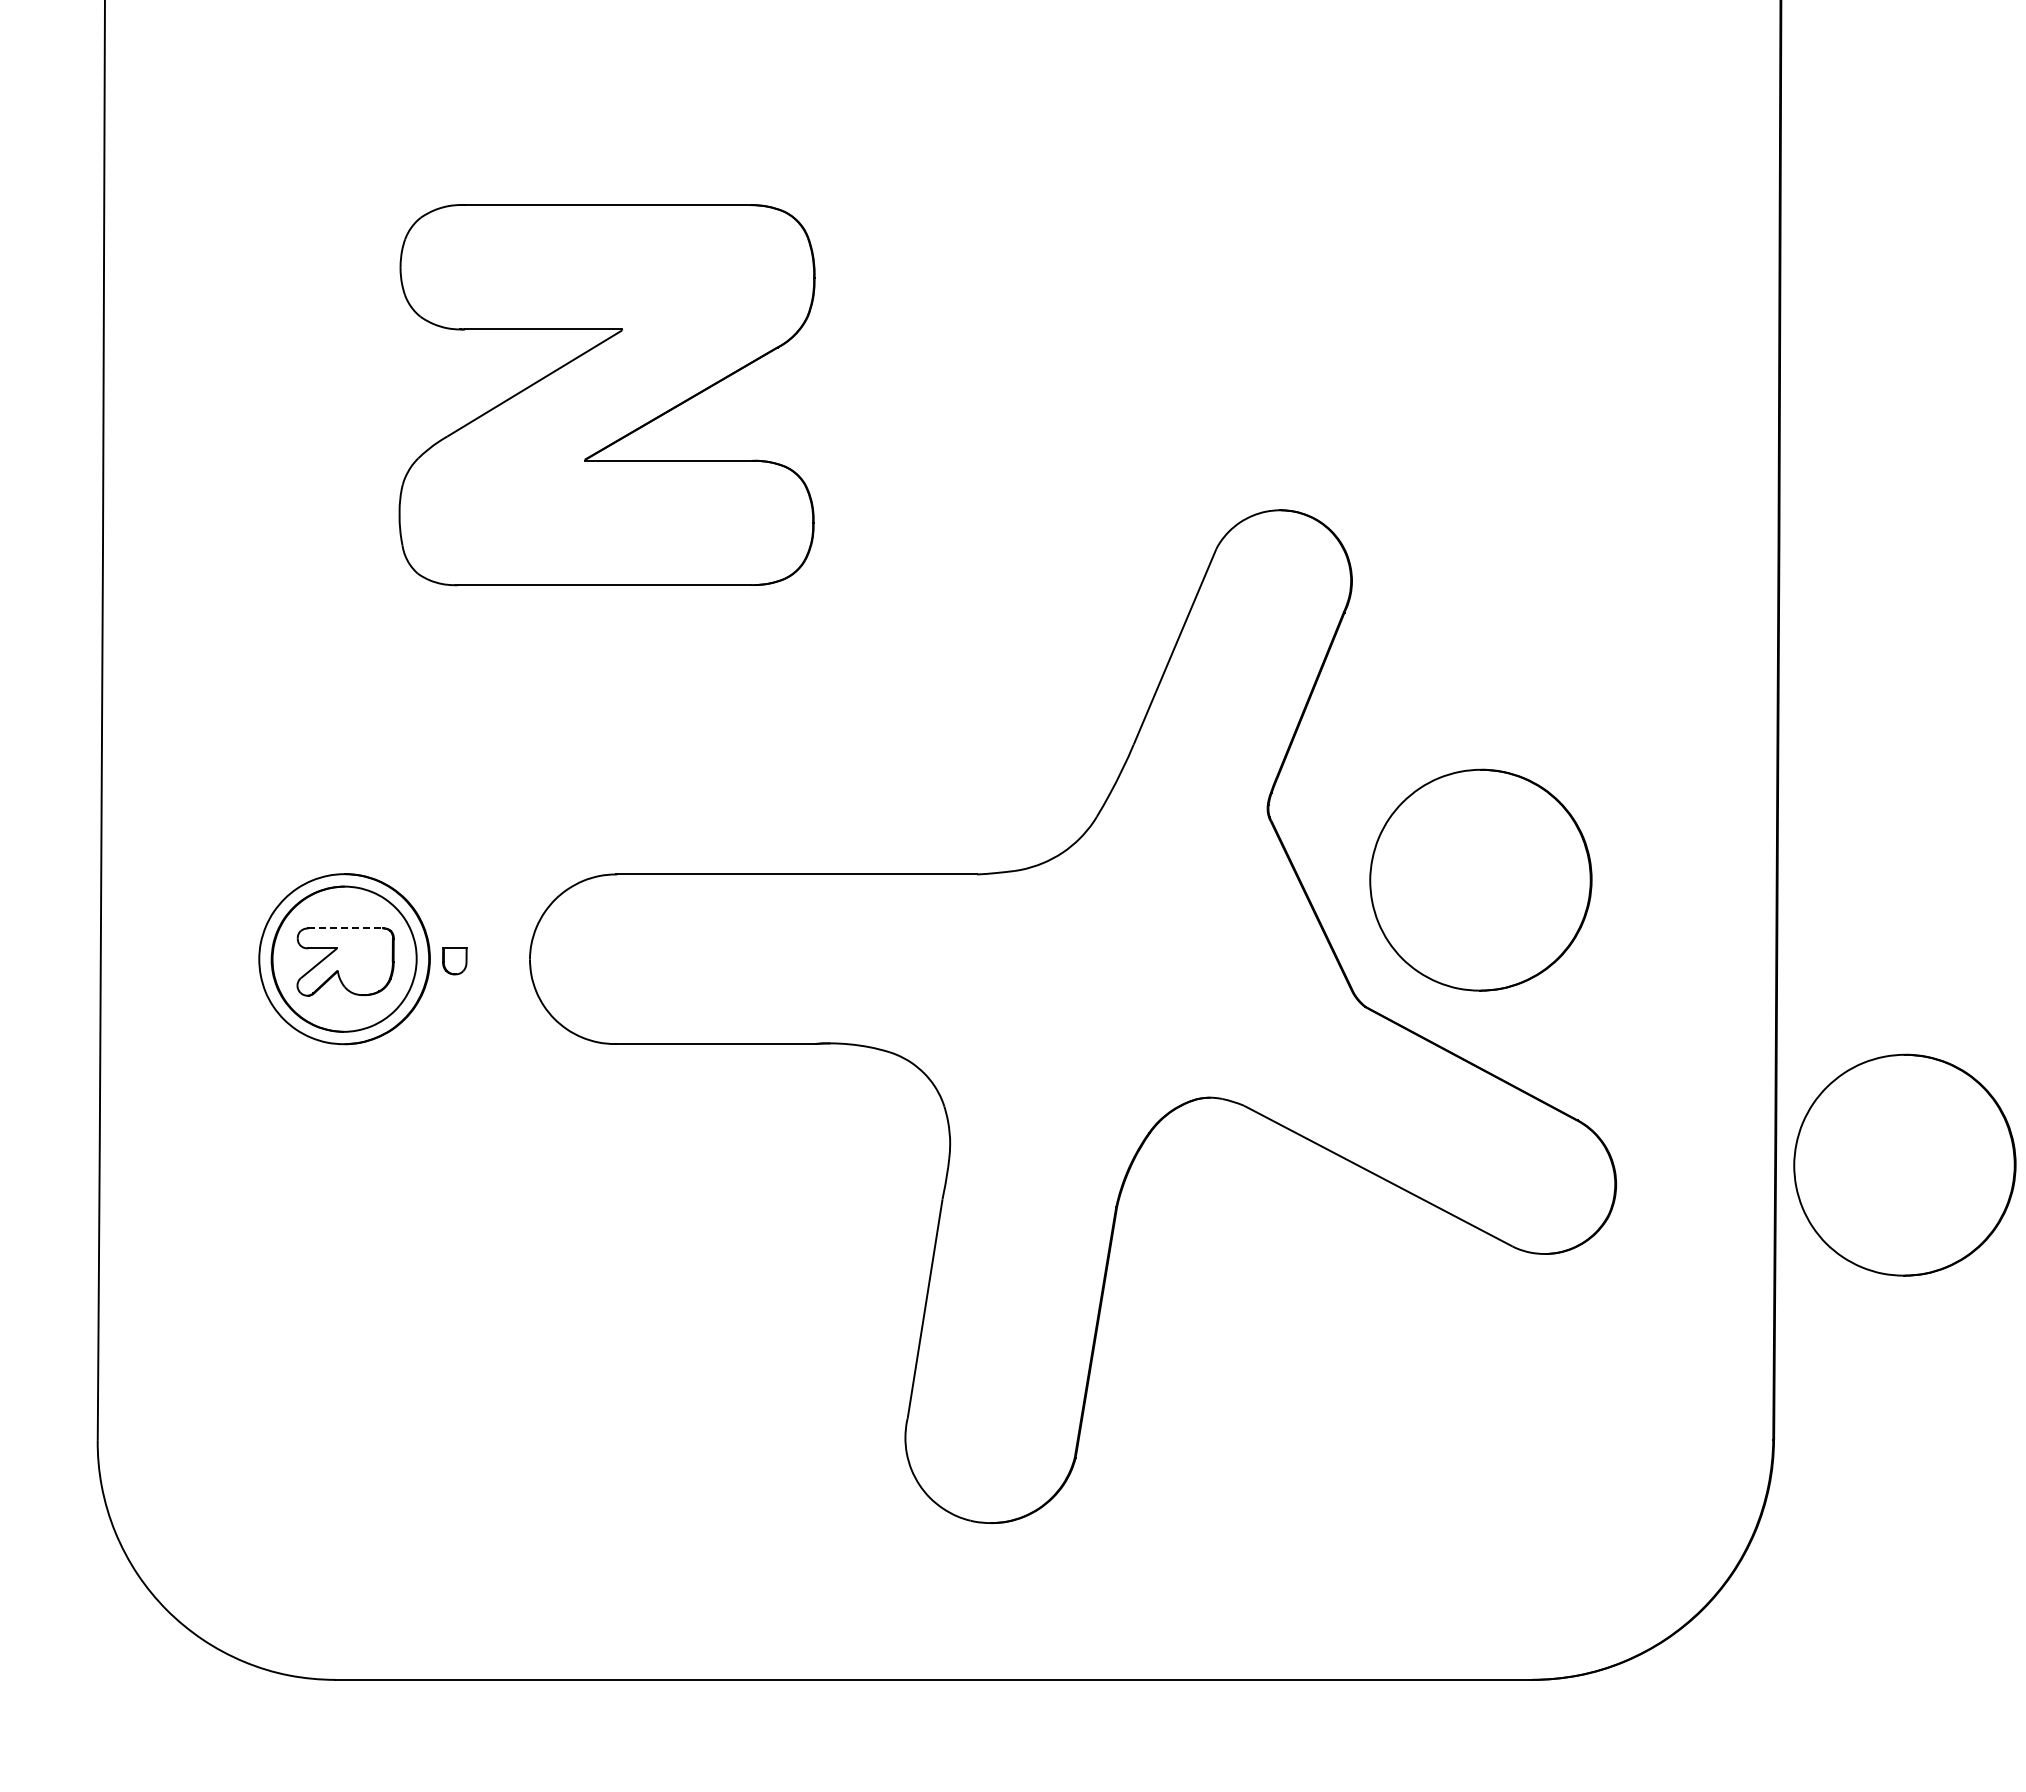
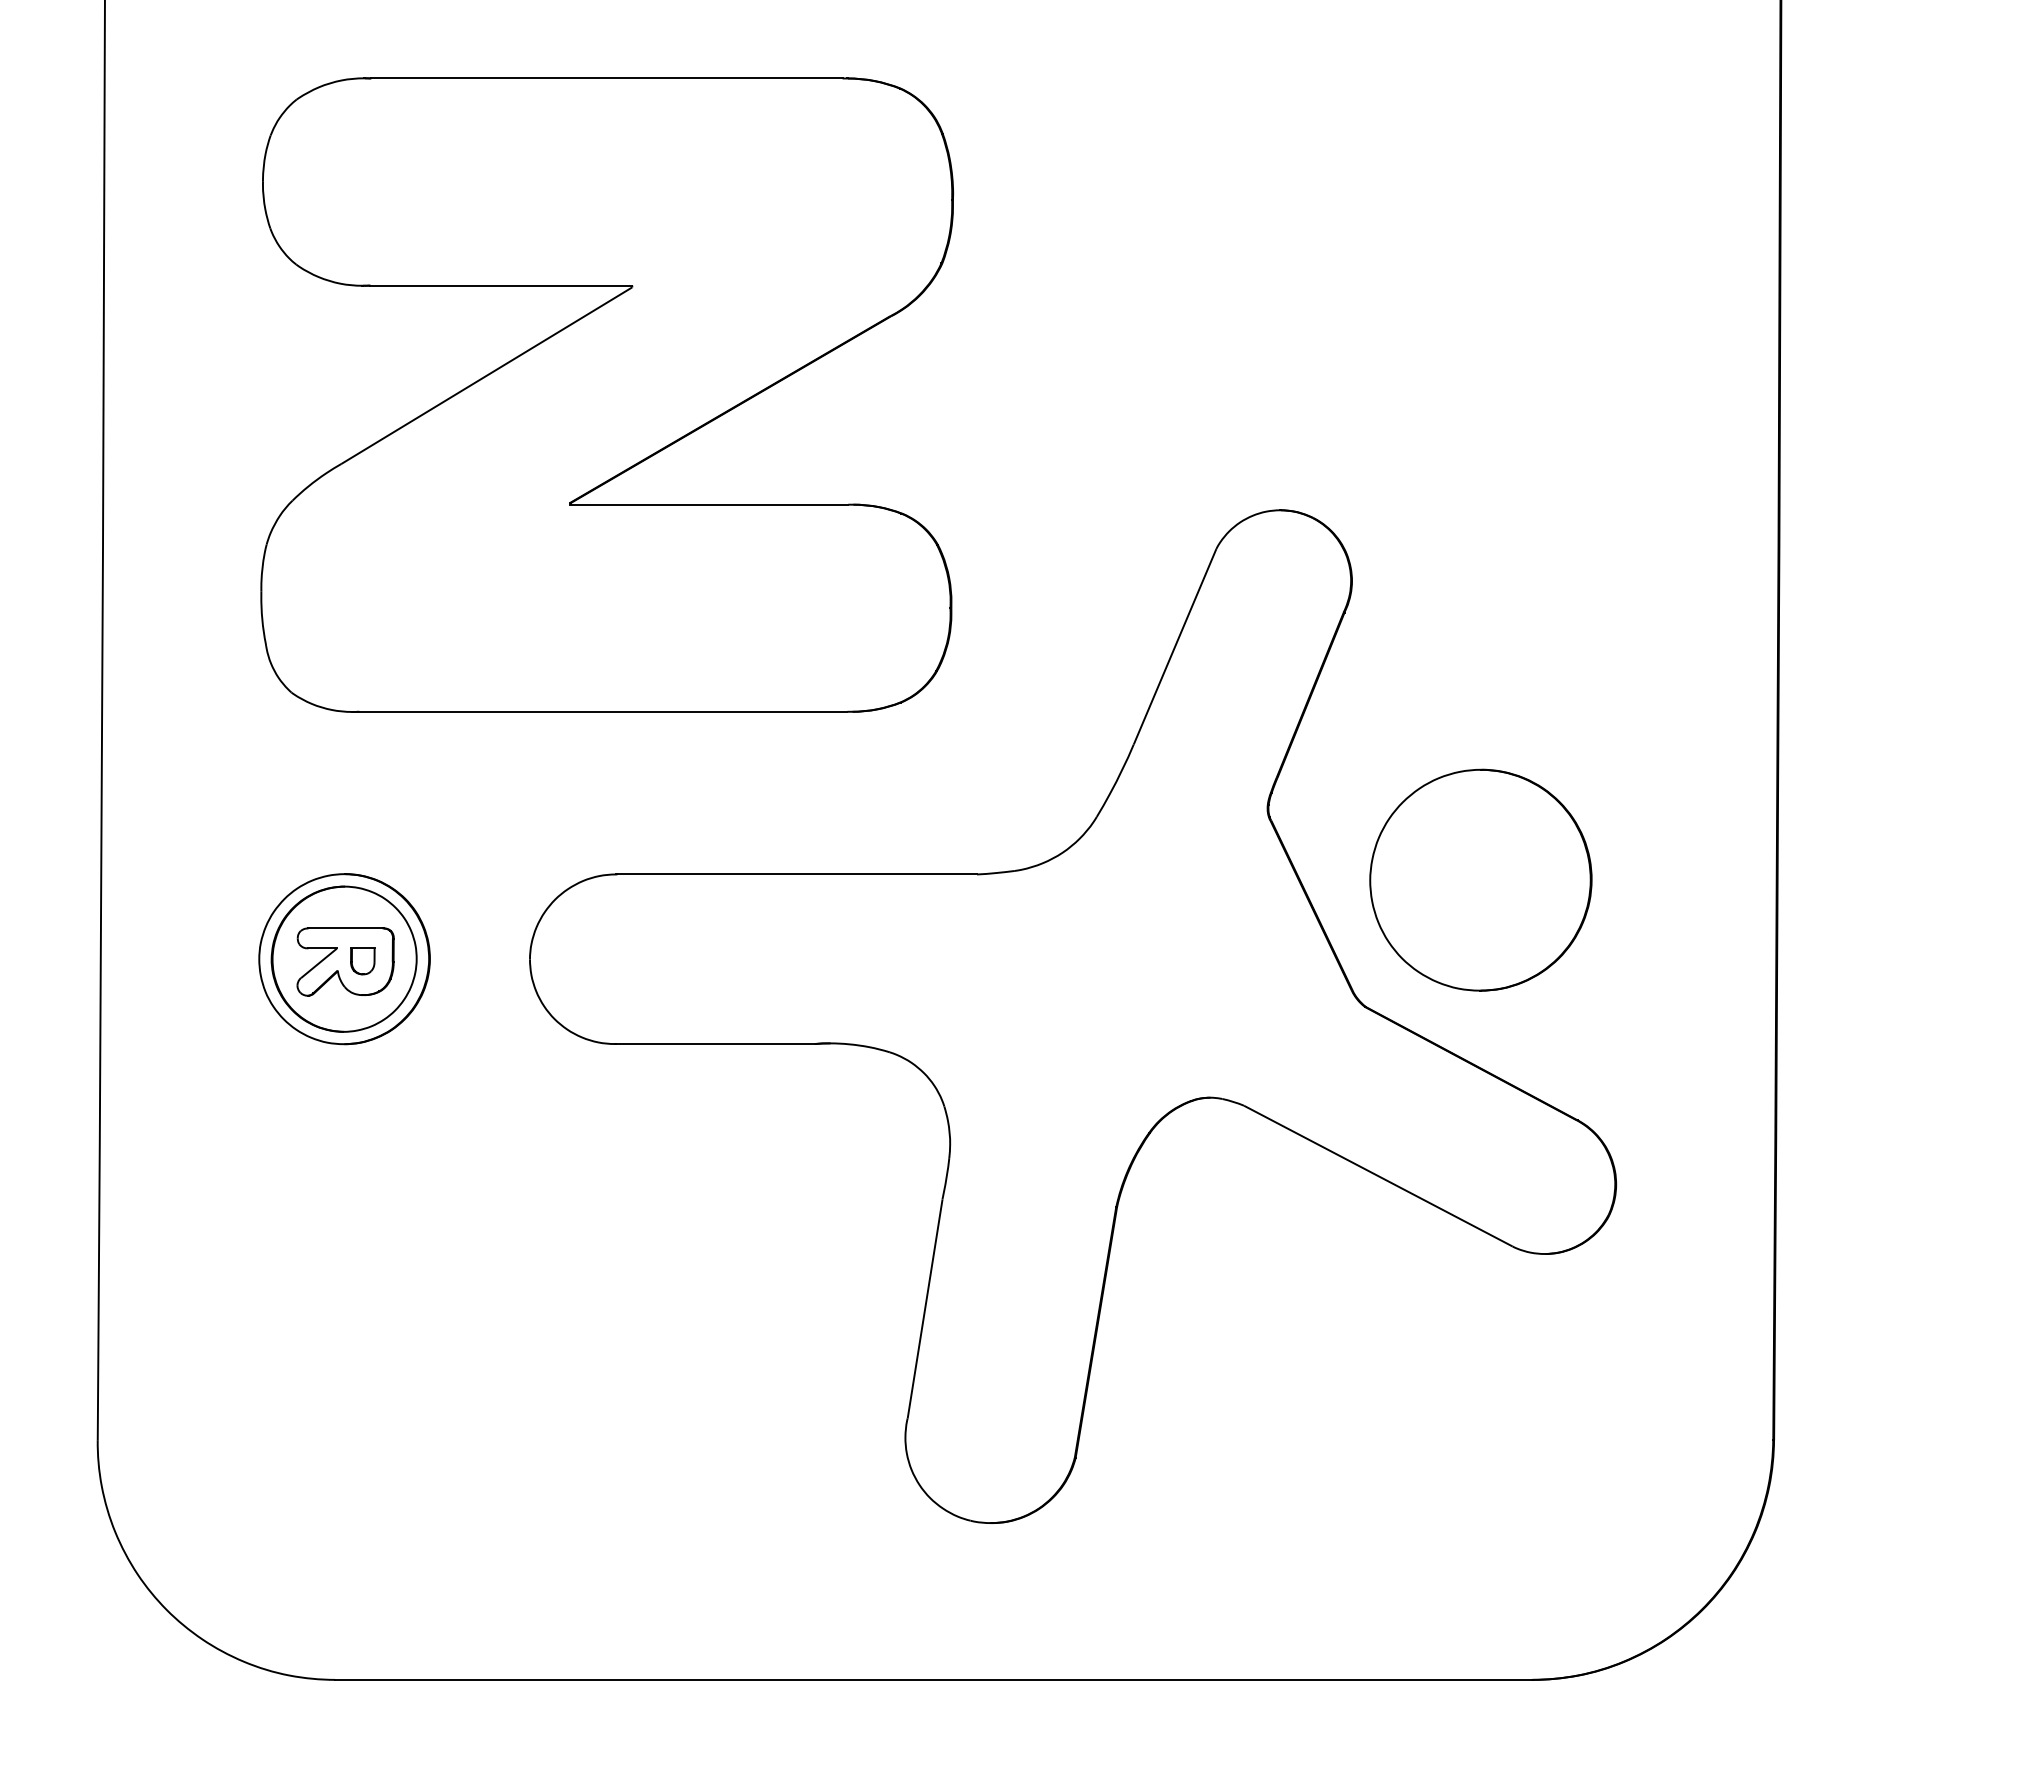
part size: 418x383 px -> 694x636 px (606, 394)
line: dashed -> solid (345, 928)
part position: (454, 961) -> (362, 961) (362, 961)
part: present -> none (1904, 1164)
